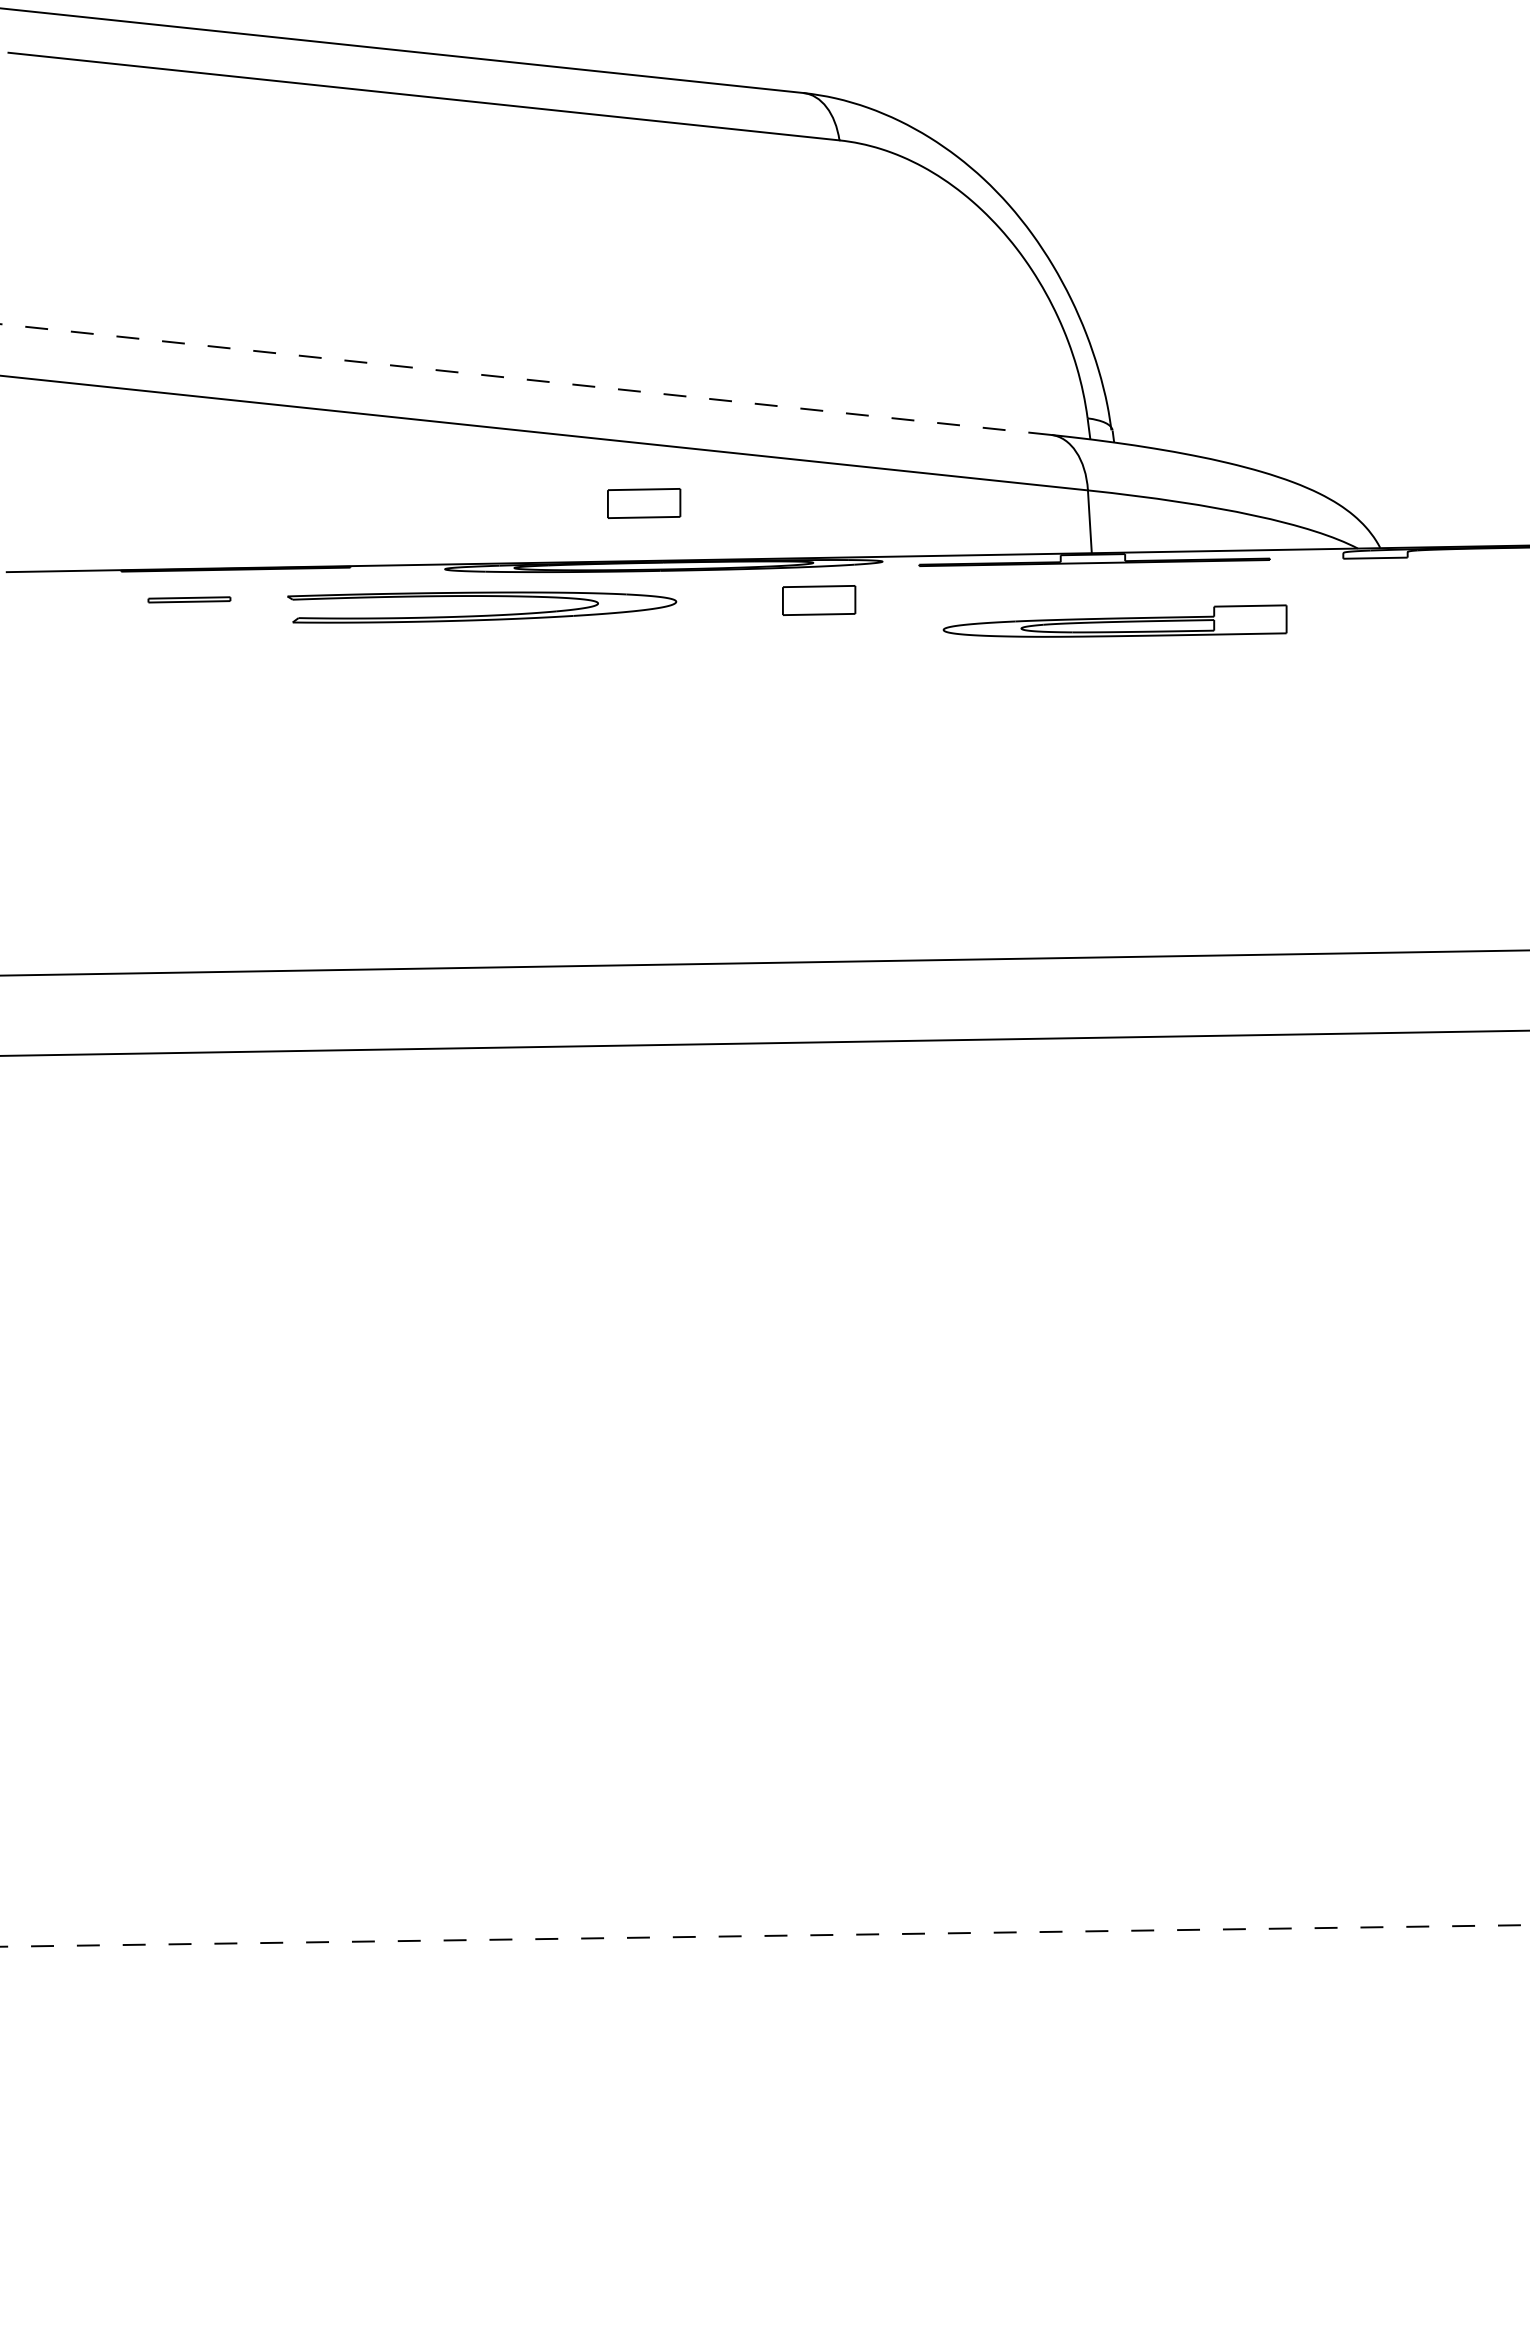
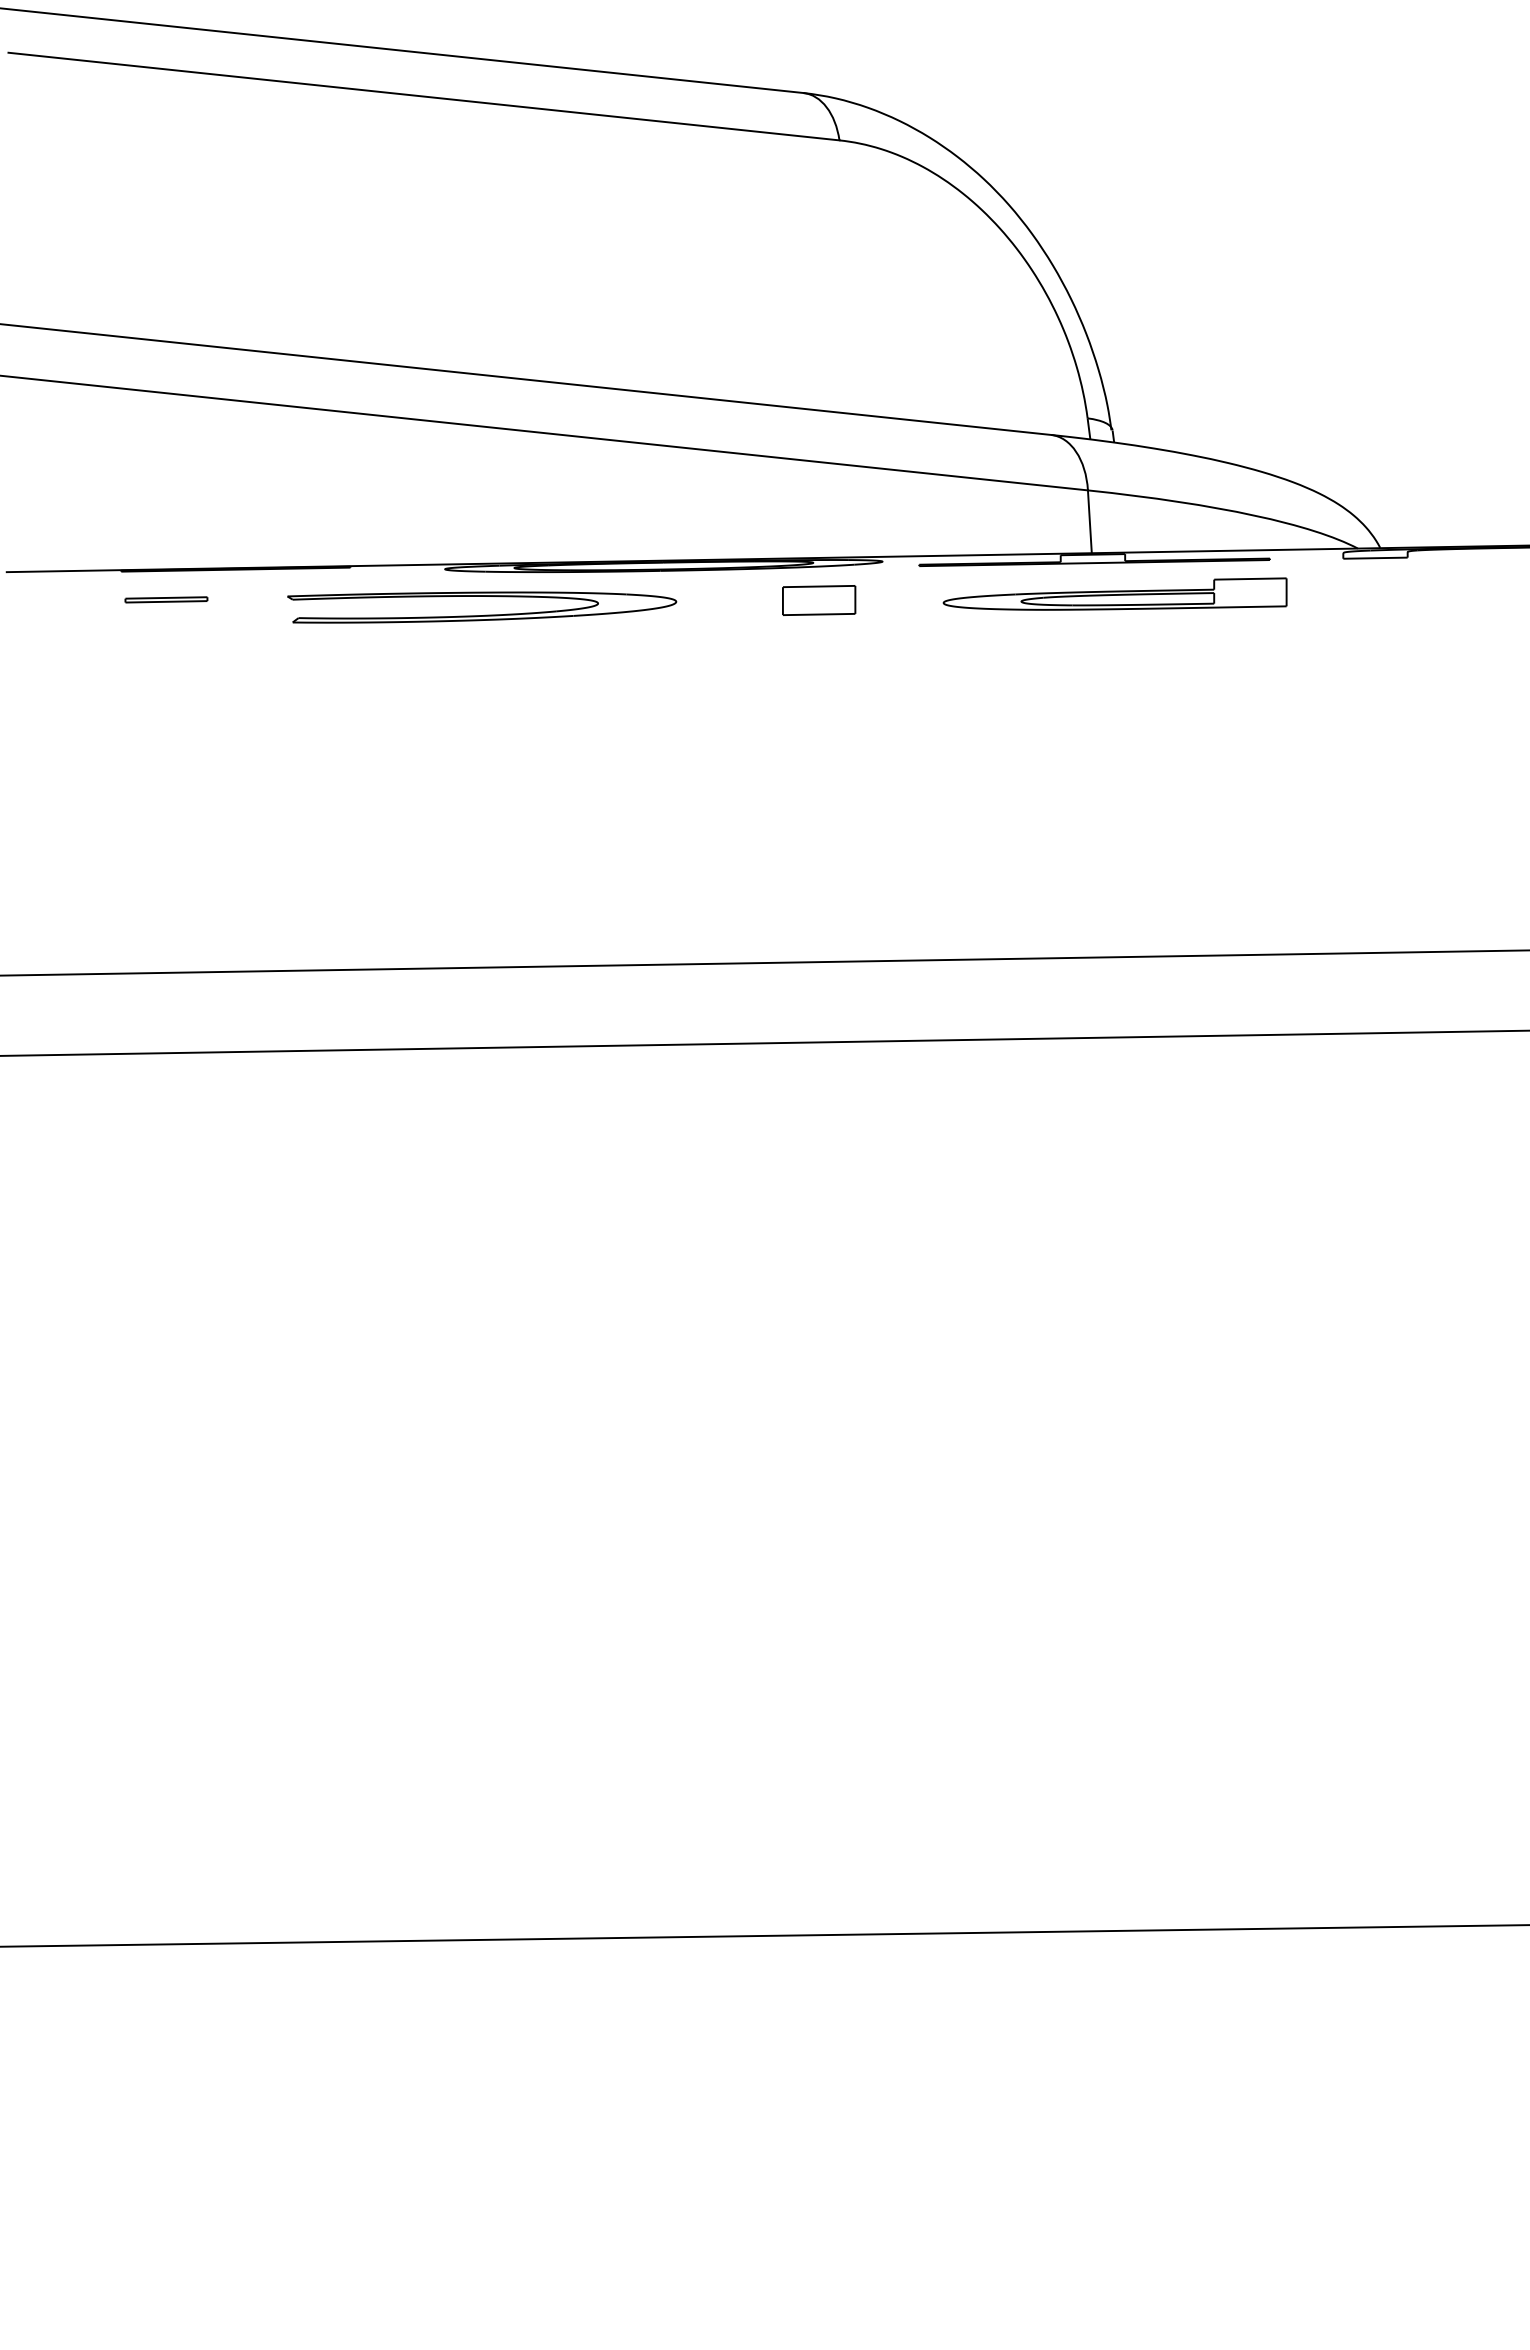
line: dashed -> solid (525, 379)
part: present -> none (644, 503)
part position: (189, 599) -> (166, 599) (166, 599)
part position: (1114, 620) -> (1114, 593) (1114, 593)
line: dashed -> solid (765, 1935)
